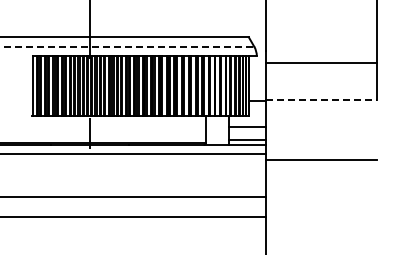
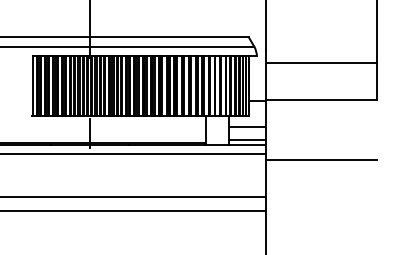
line: dashed -> solid (127, 46)
line: dashed -> solid (322, 99)
line position: (134, 216) -> (134, 210) (134, 210)
